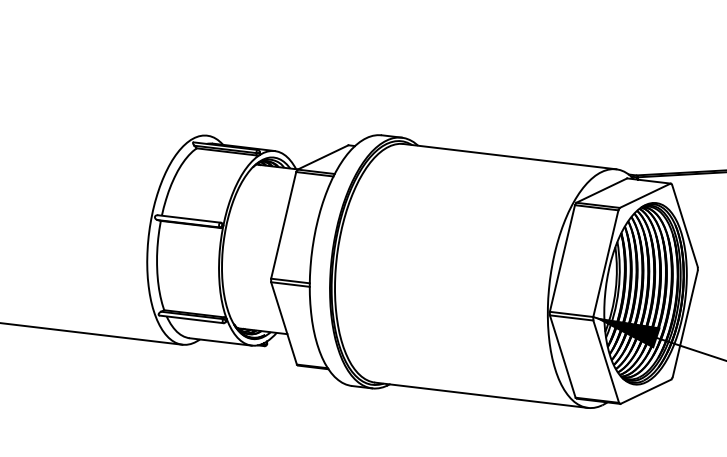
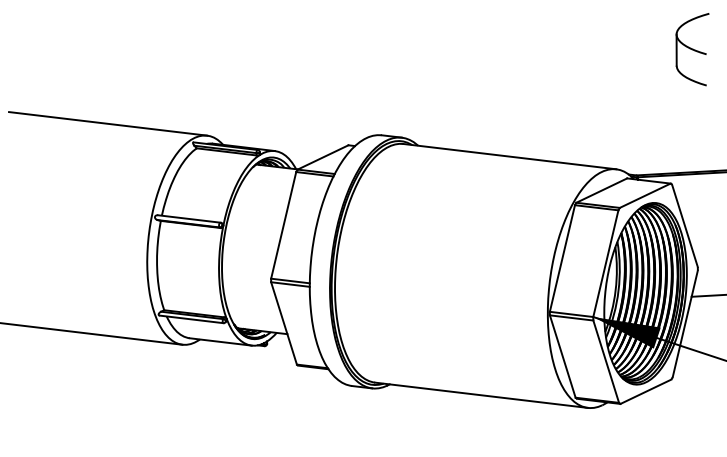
part: none -> present (692, 49)
line: none -> present (108, 123)
line: none -> present (707, 295)
